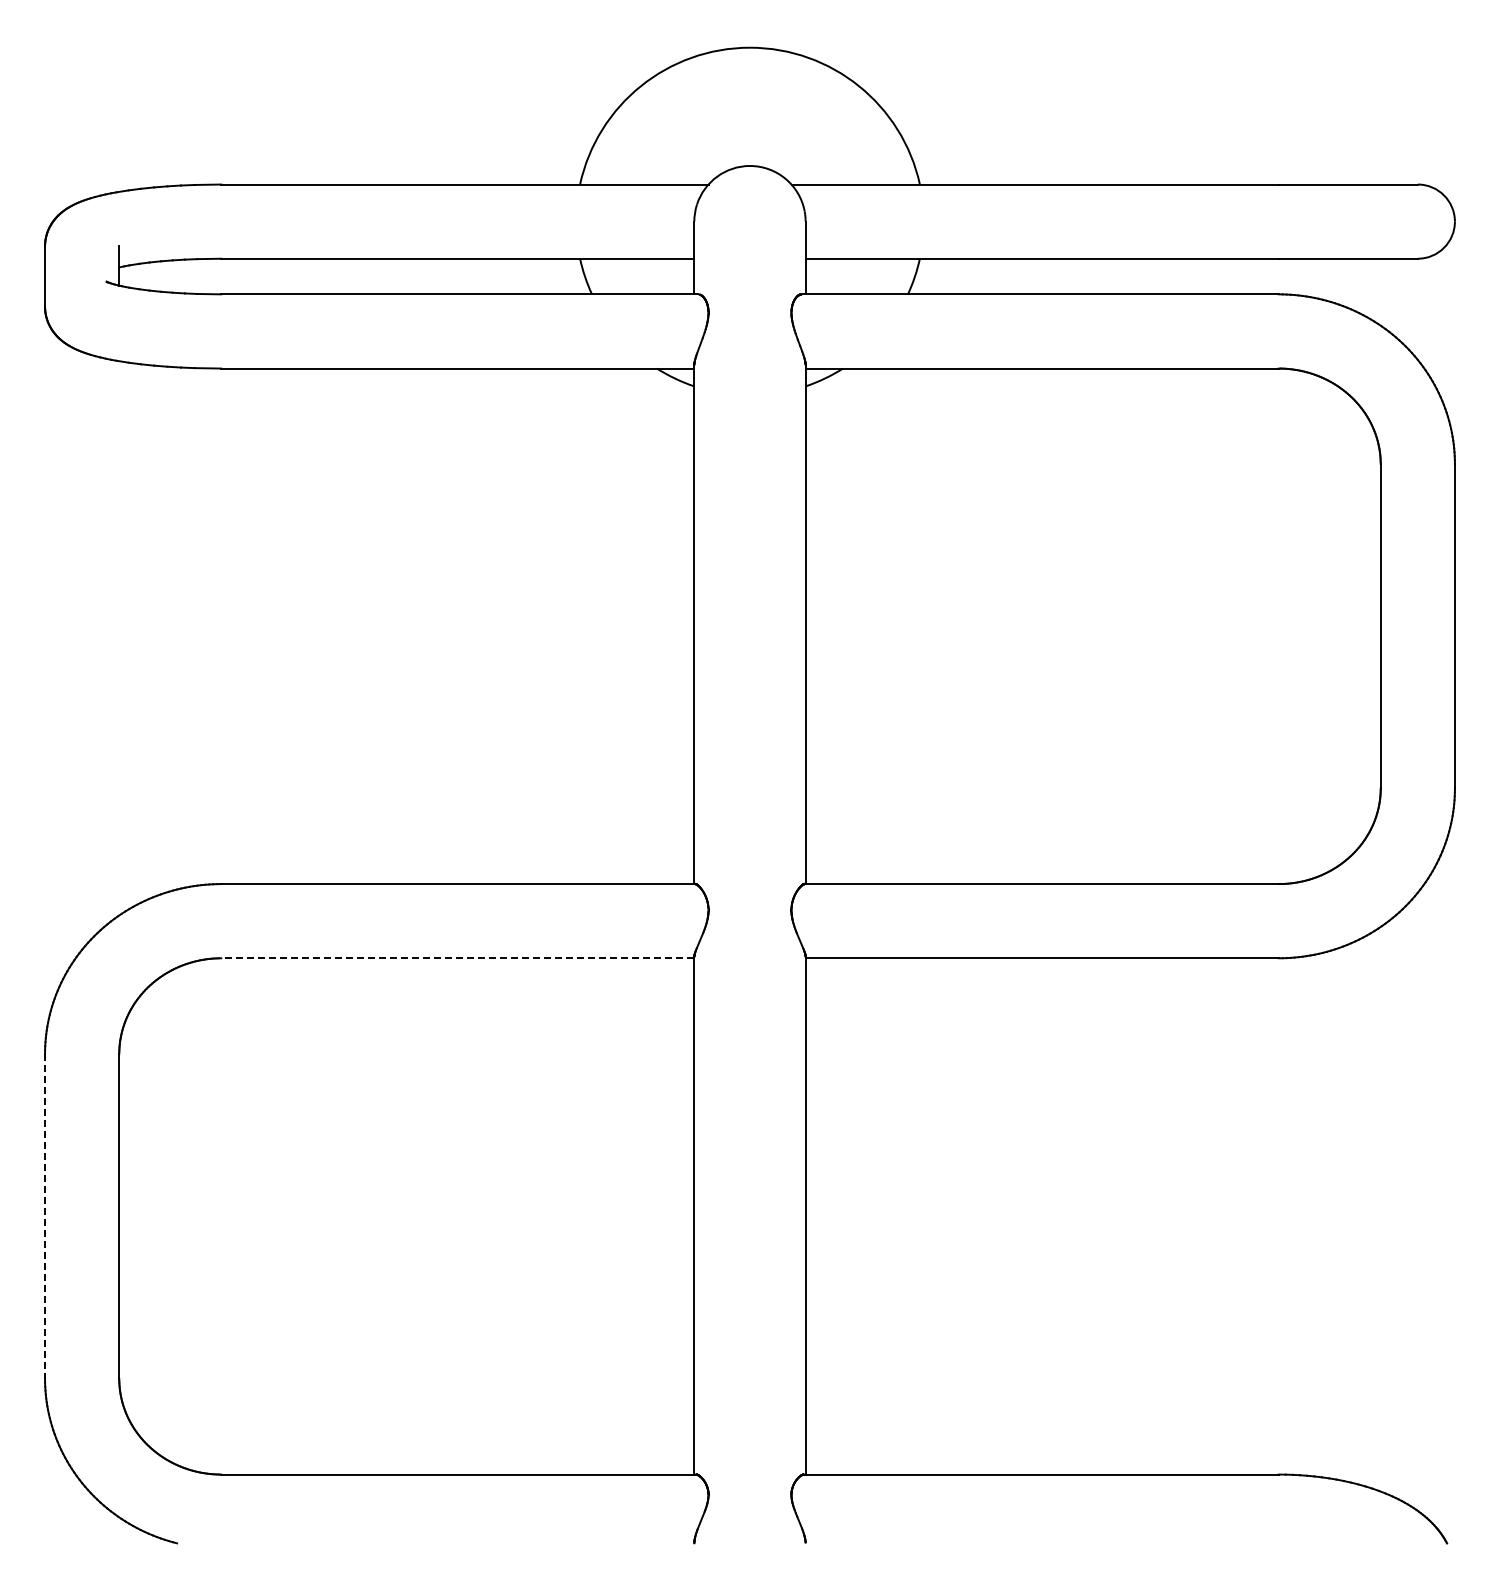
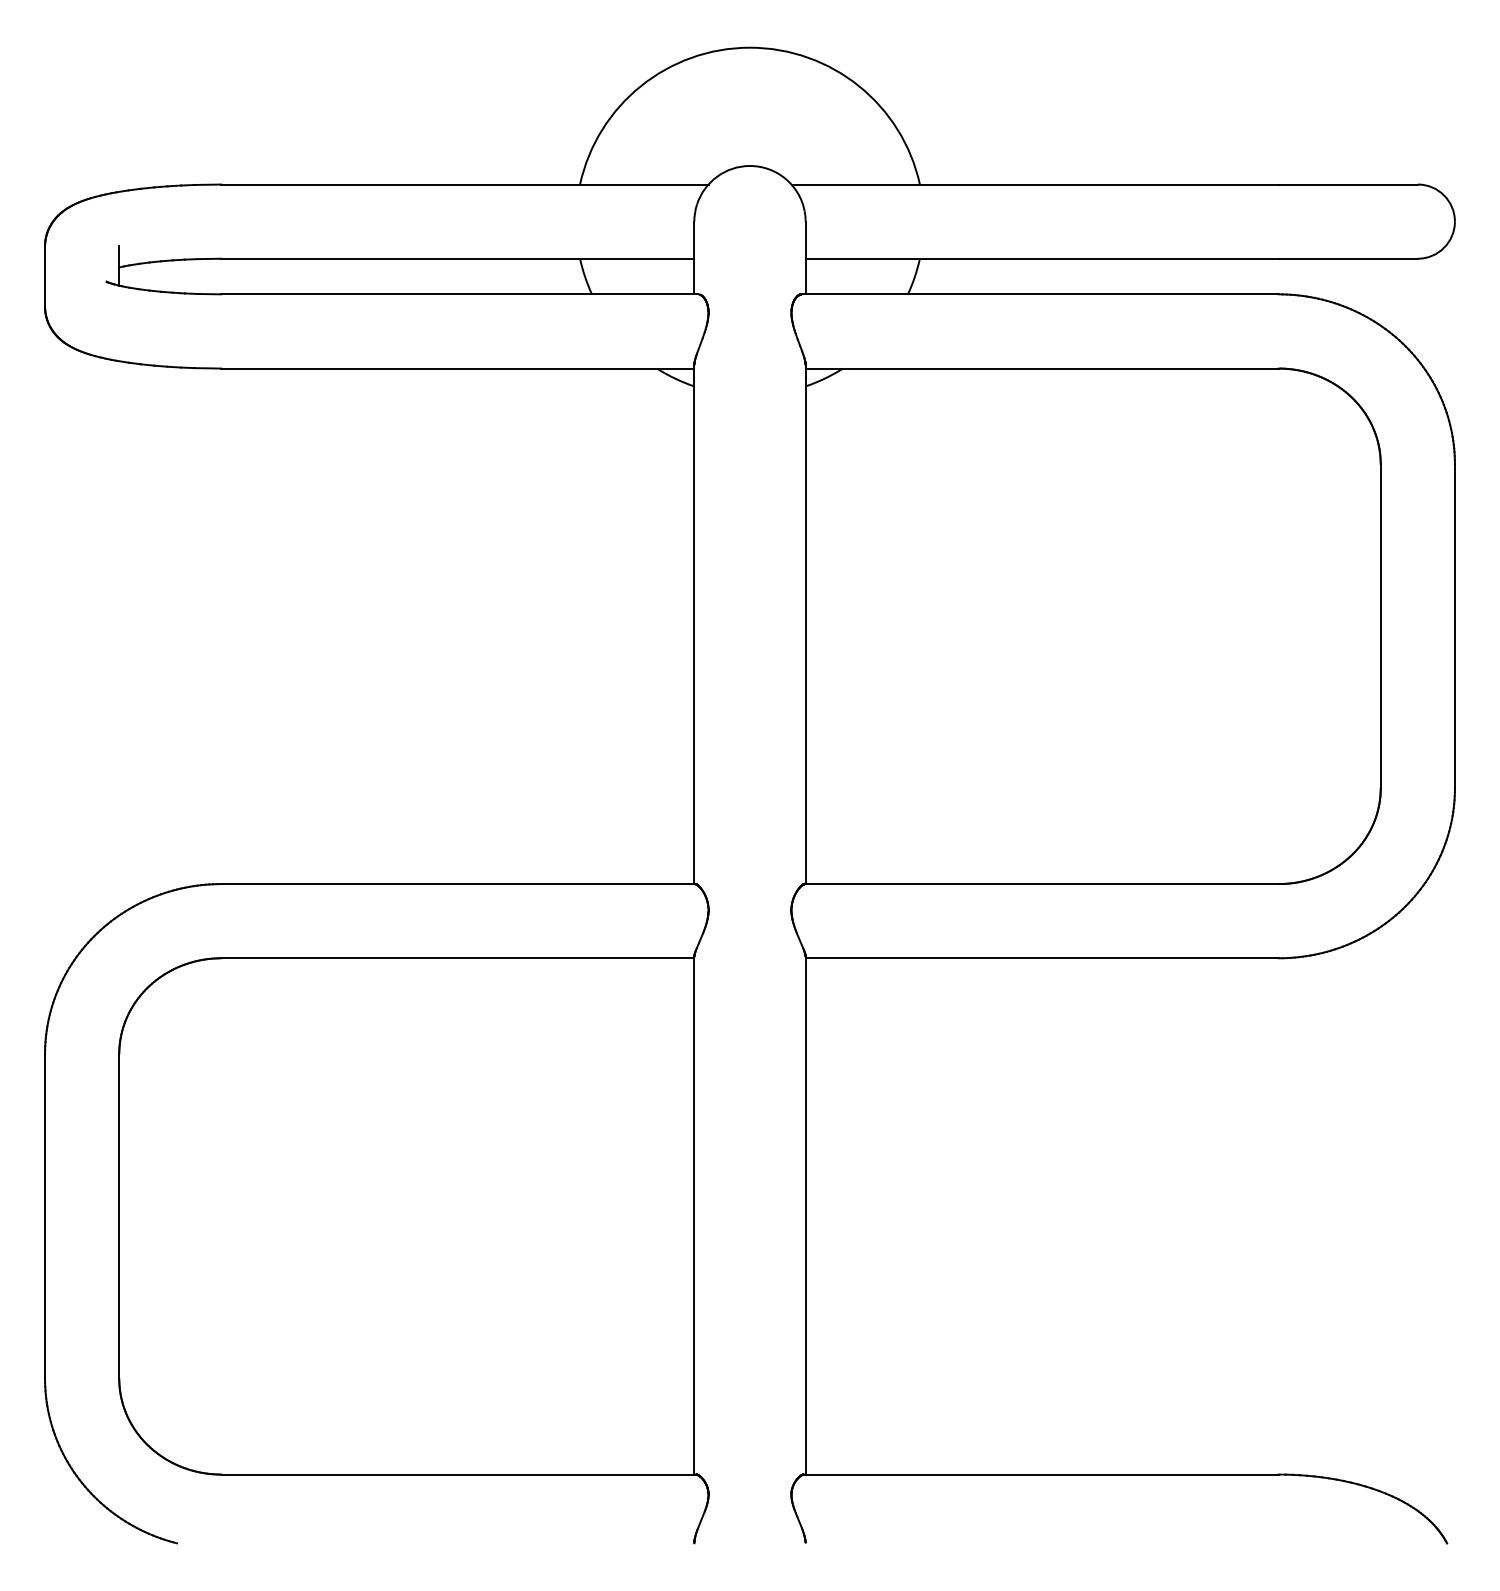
line: dashed -> solid (457, 958)
line: dashed -> solid (45, 1216)
